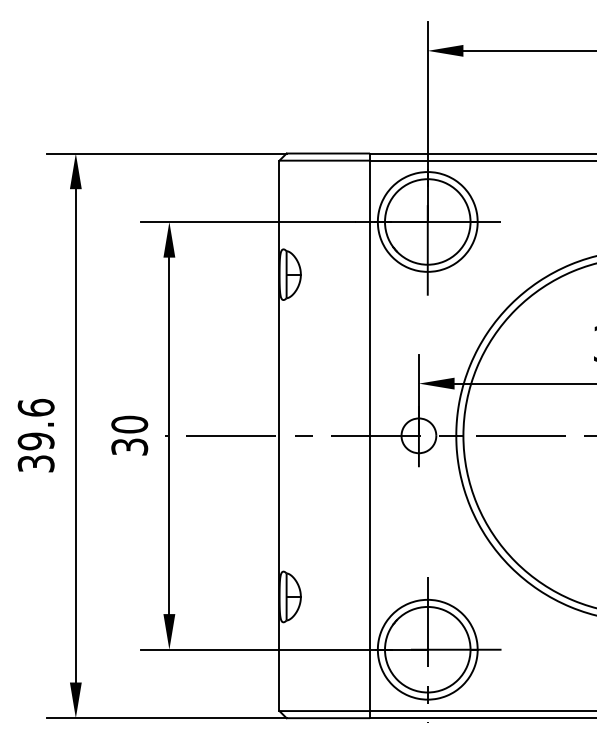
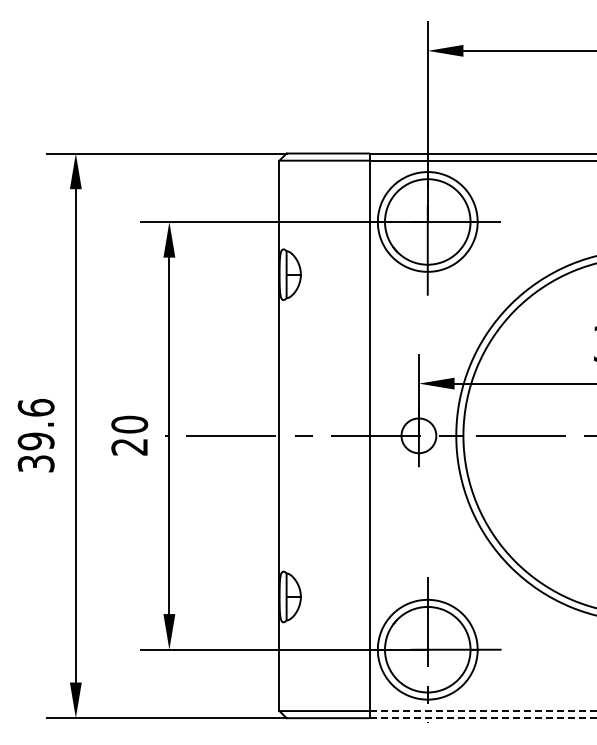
text: 30 -> 20 (129, 446)
line: solid -> dashed (483, 711)
line: solid -> dashed (483, 718)
